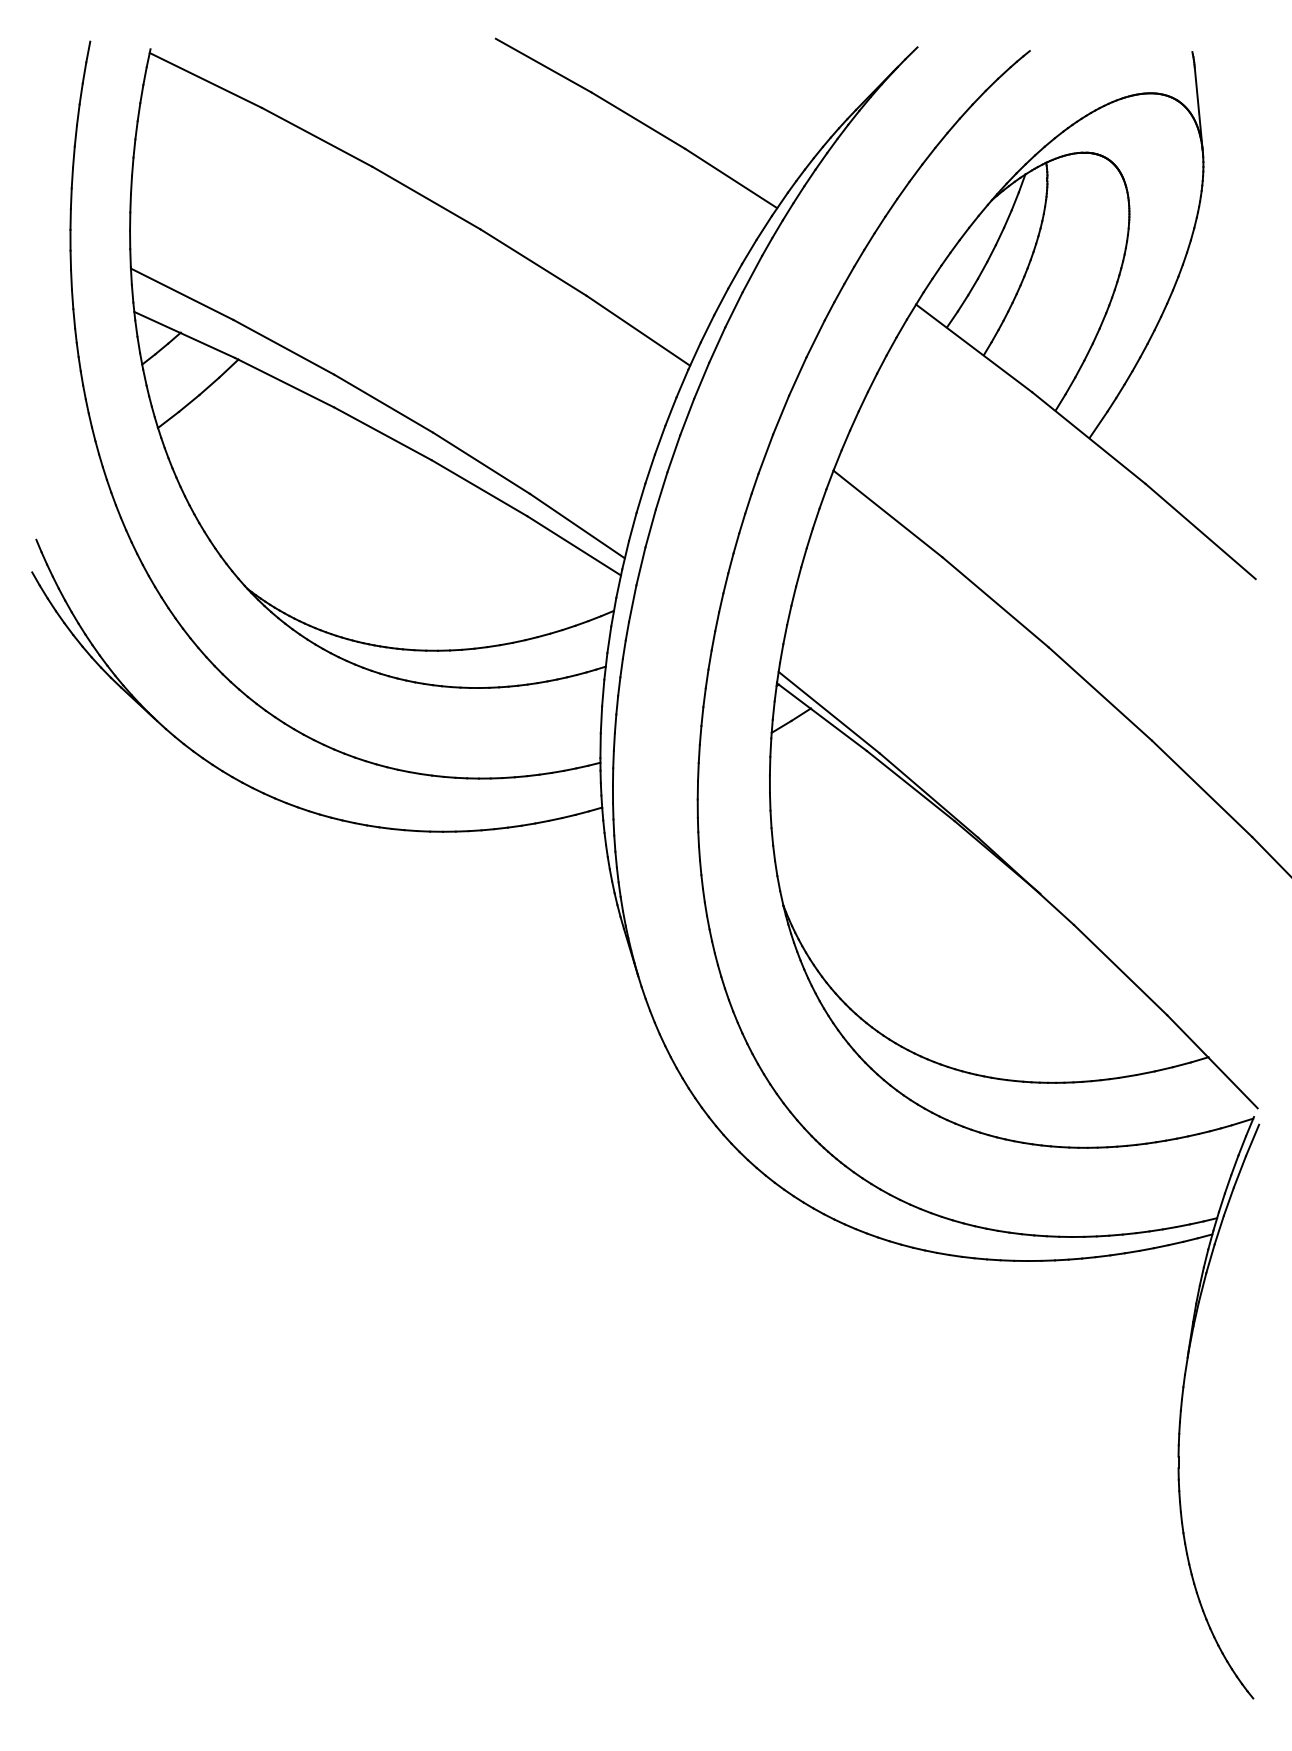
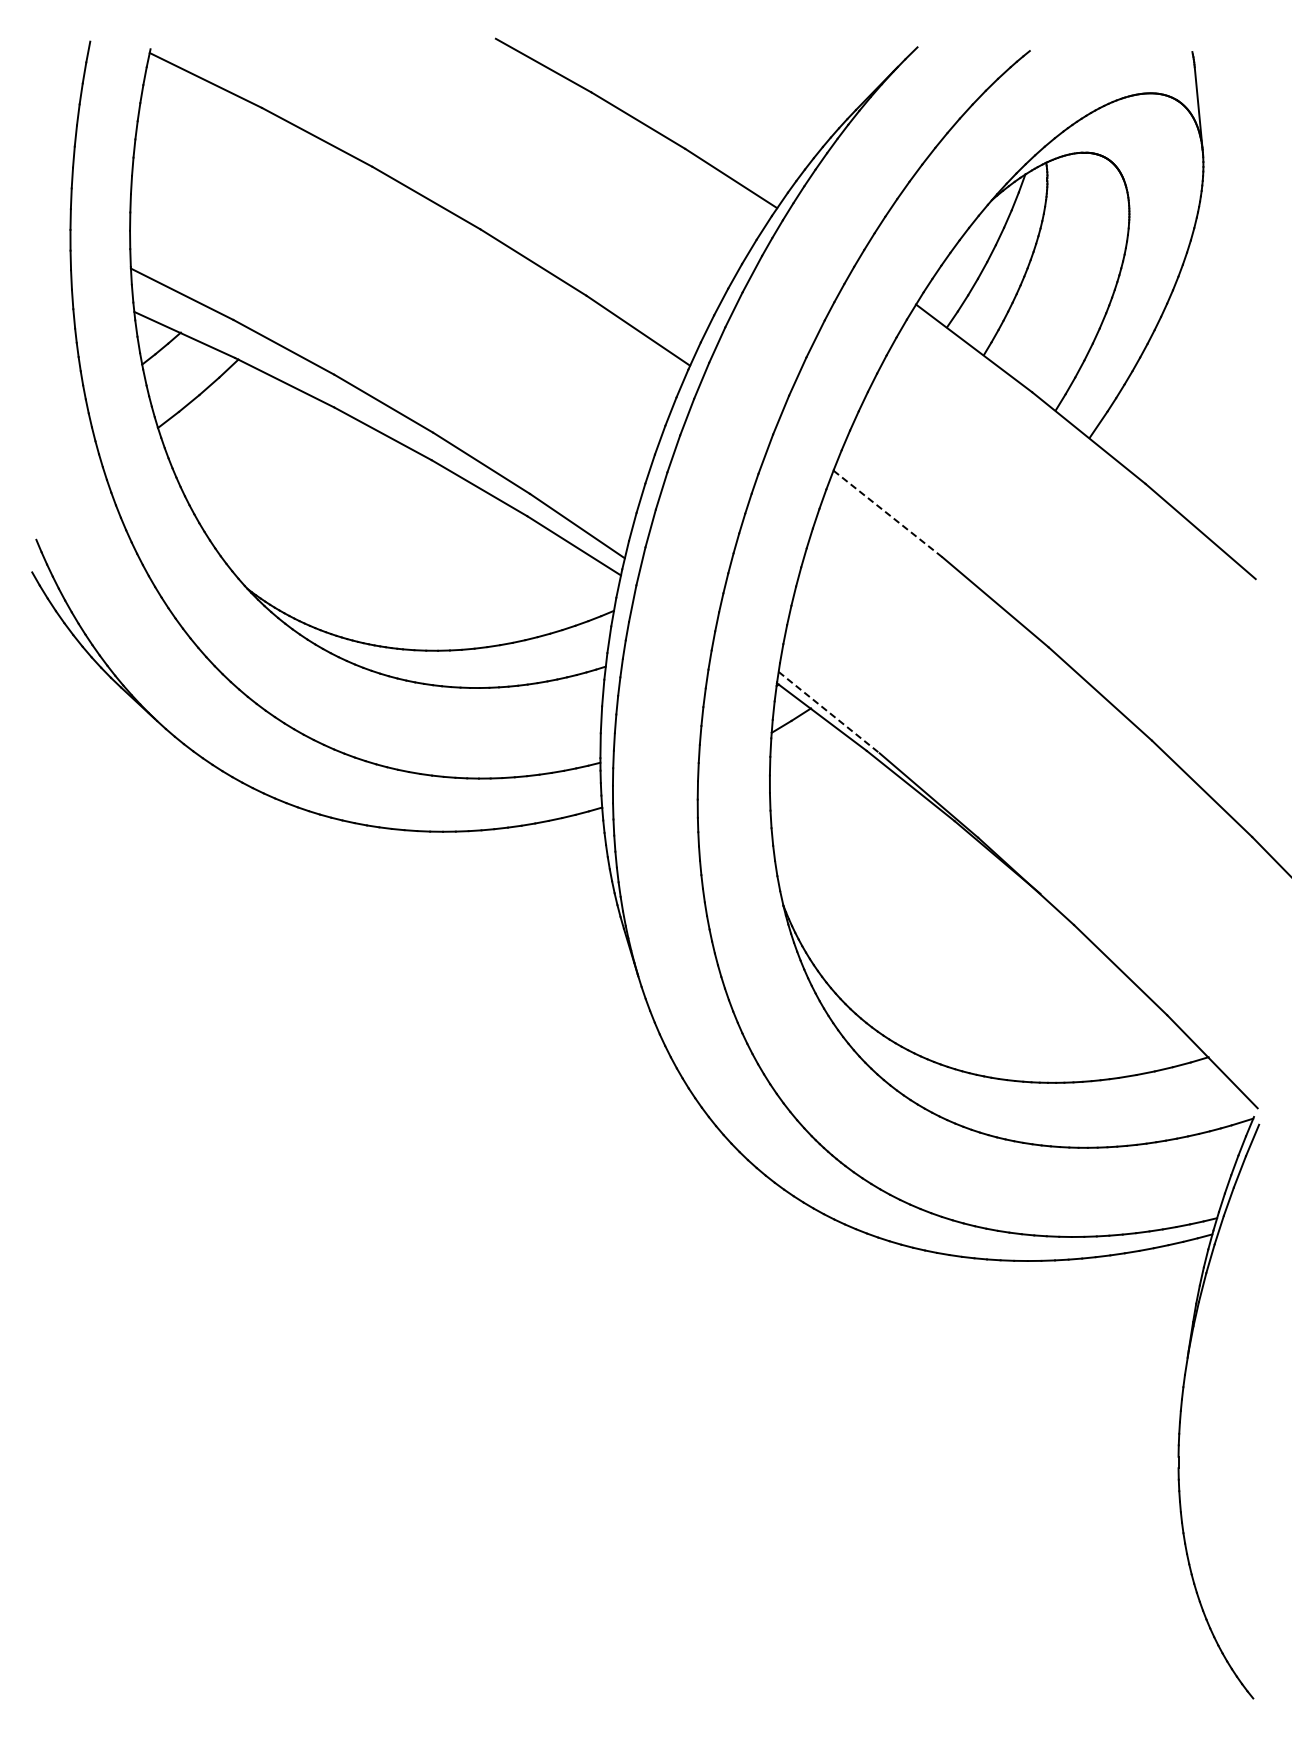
line: solid -> dashed (887, 513)
line: solid -> dashed (829, 712)
